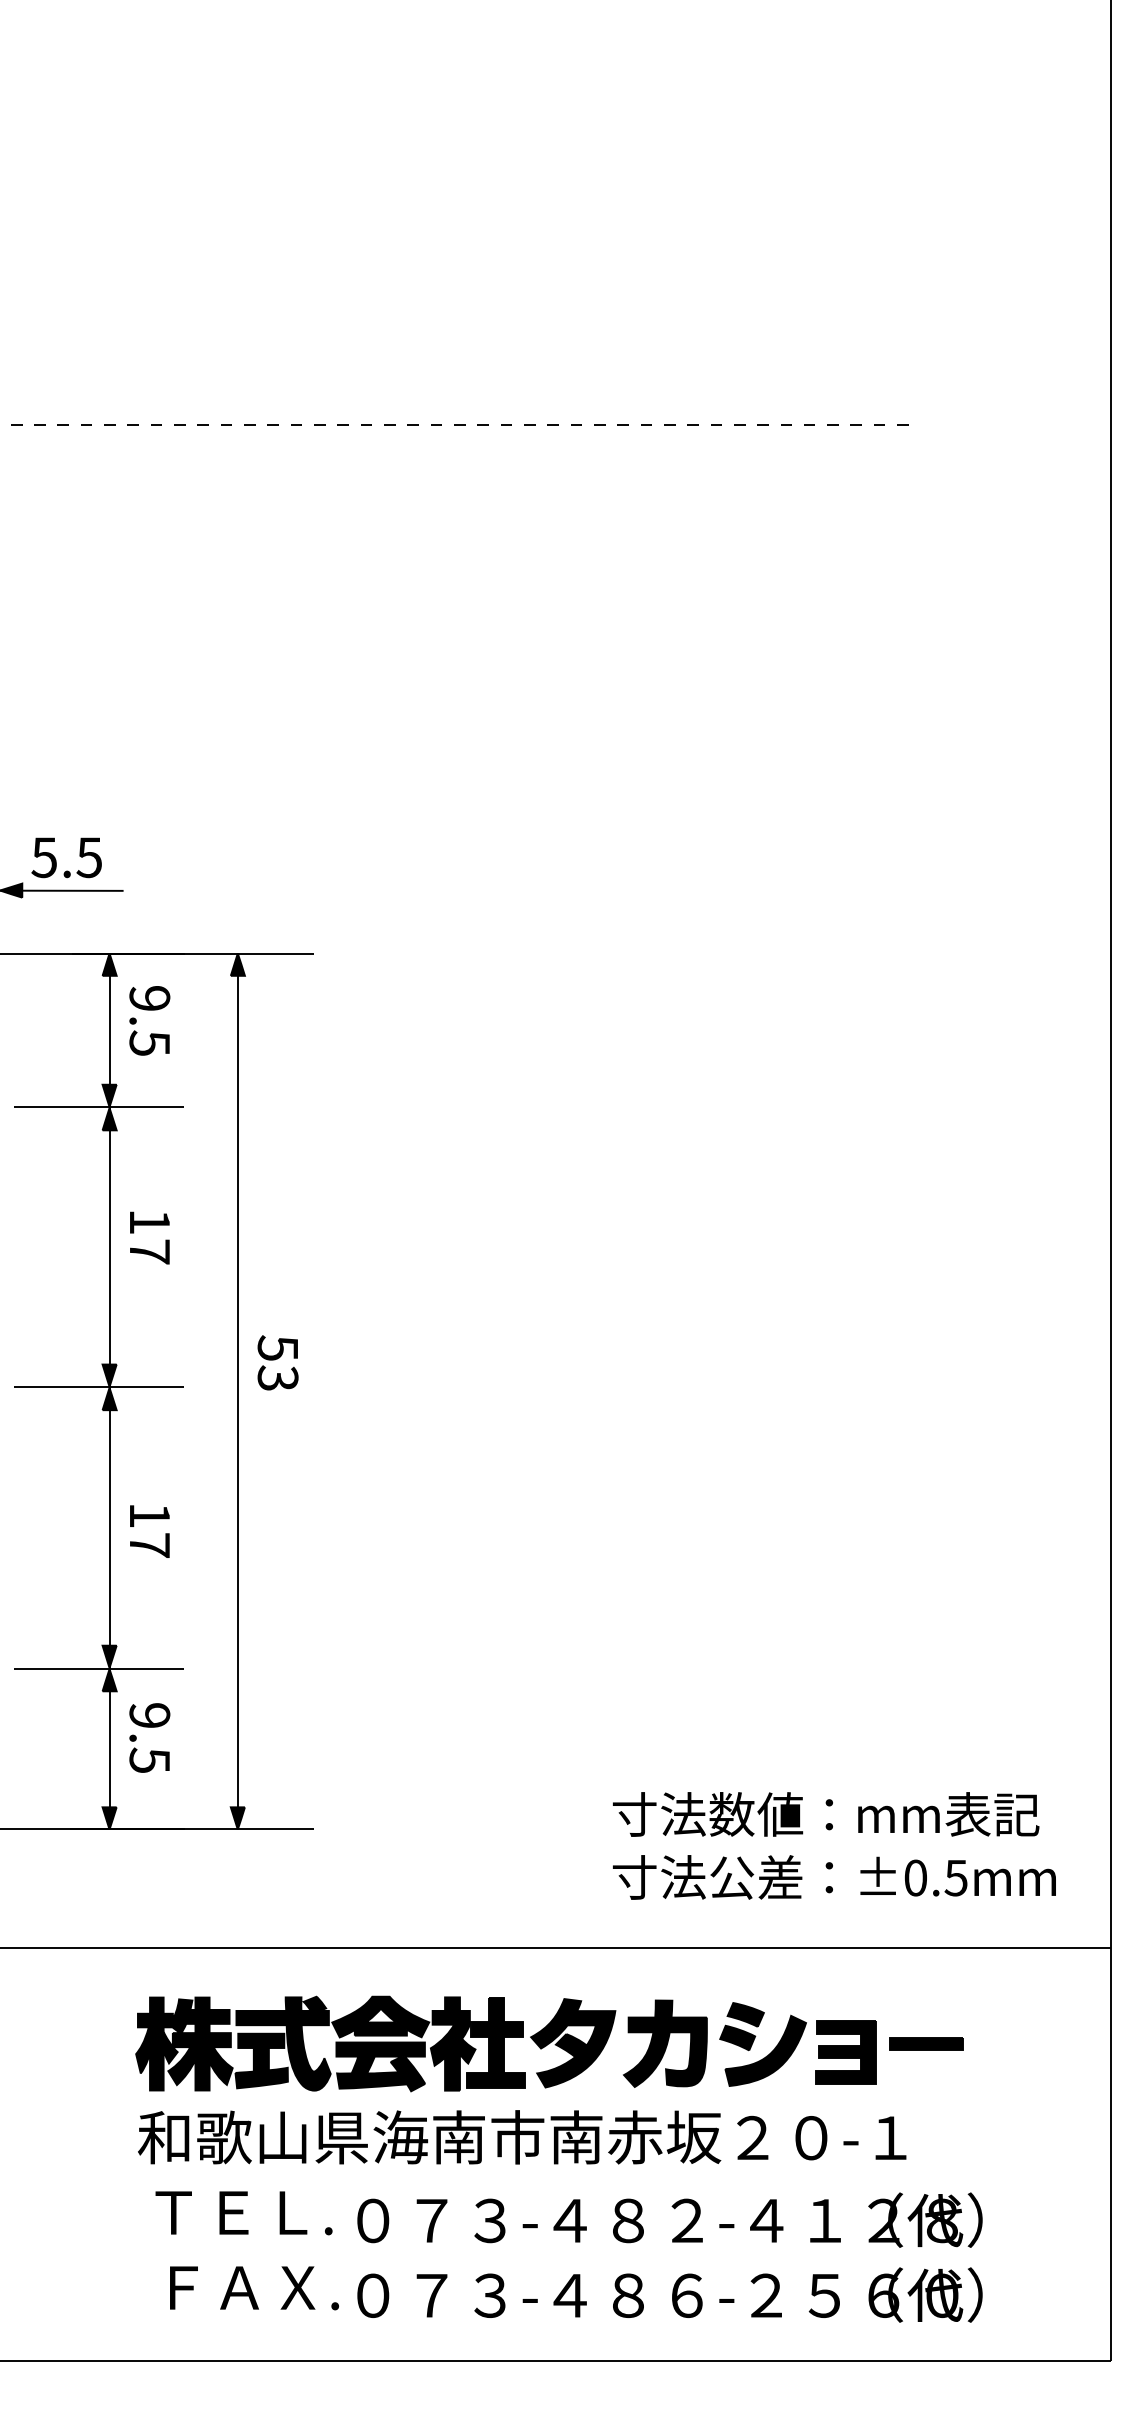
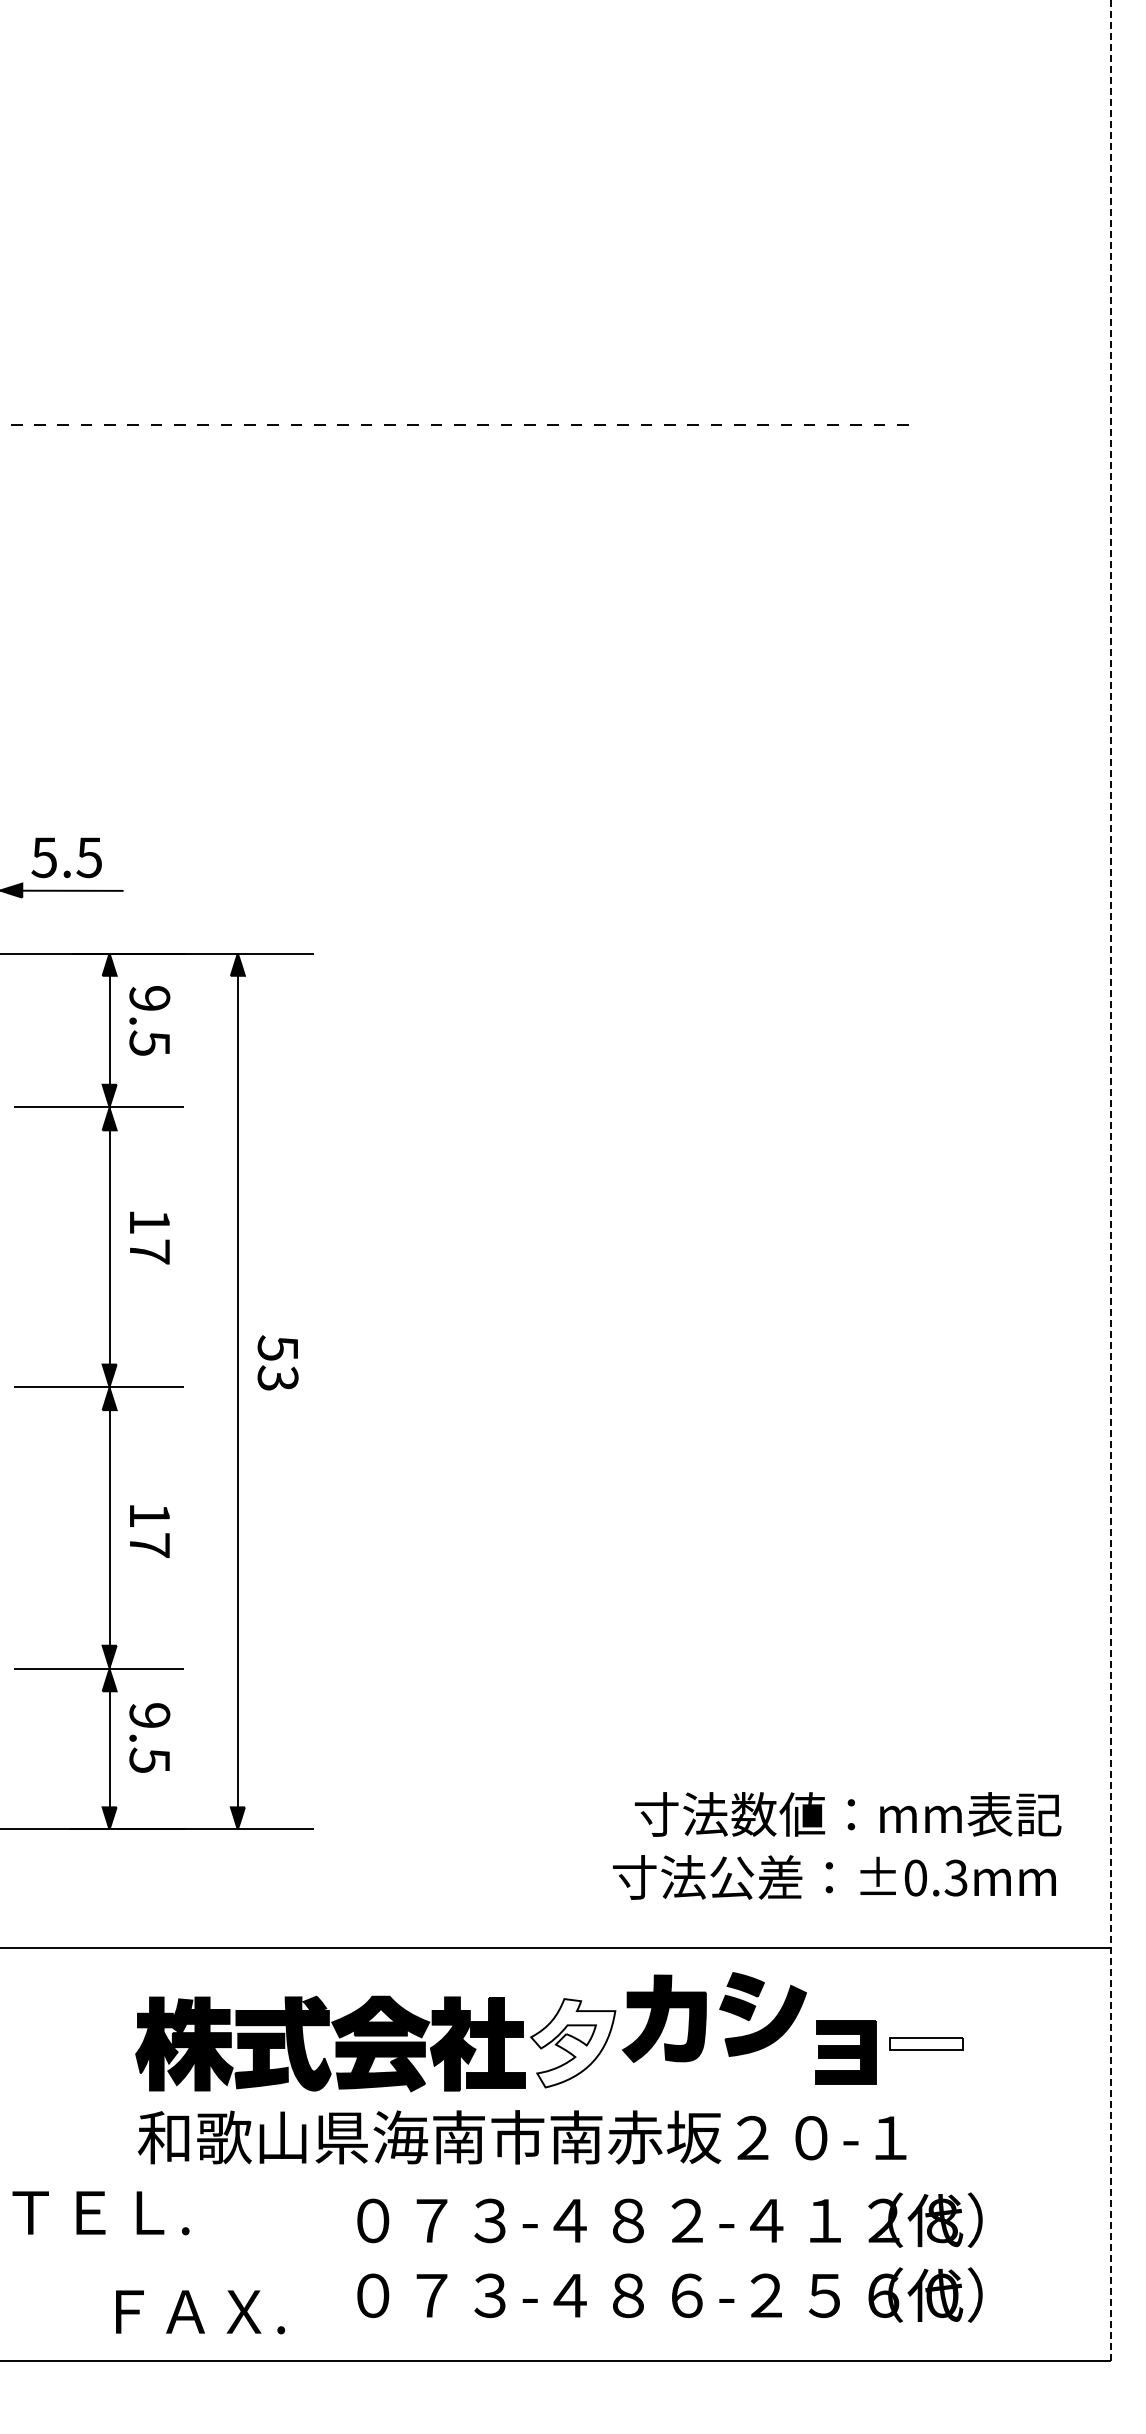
line: solid -> dashed (1111, 1180)
text position: (826, 1814) -> (848, 1814) (848, 1814)
text: ±0.5mm -> ±0.3mm (956, 1877)
part position: (754, 2040) -> (754, 2010) (754, 2010)
fill: present -> none (573, 2043)
part position: (665, 2043) -> (664, 2018) (664, 2018)
fill: present -> none (926, 2043)
text position: (243, 2213) -> (100, 2213) (100, 2213)
text position: (254, 2288) -> (200, 2312) (200, 2312)
